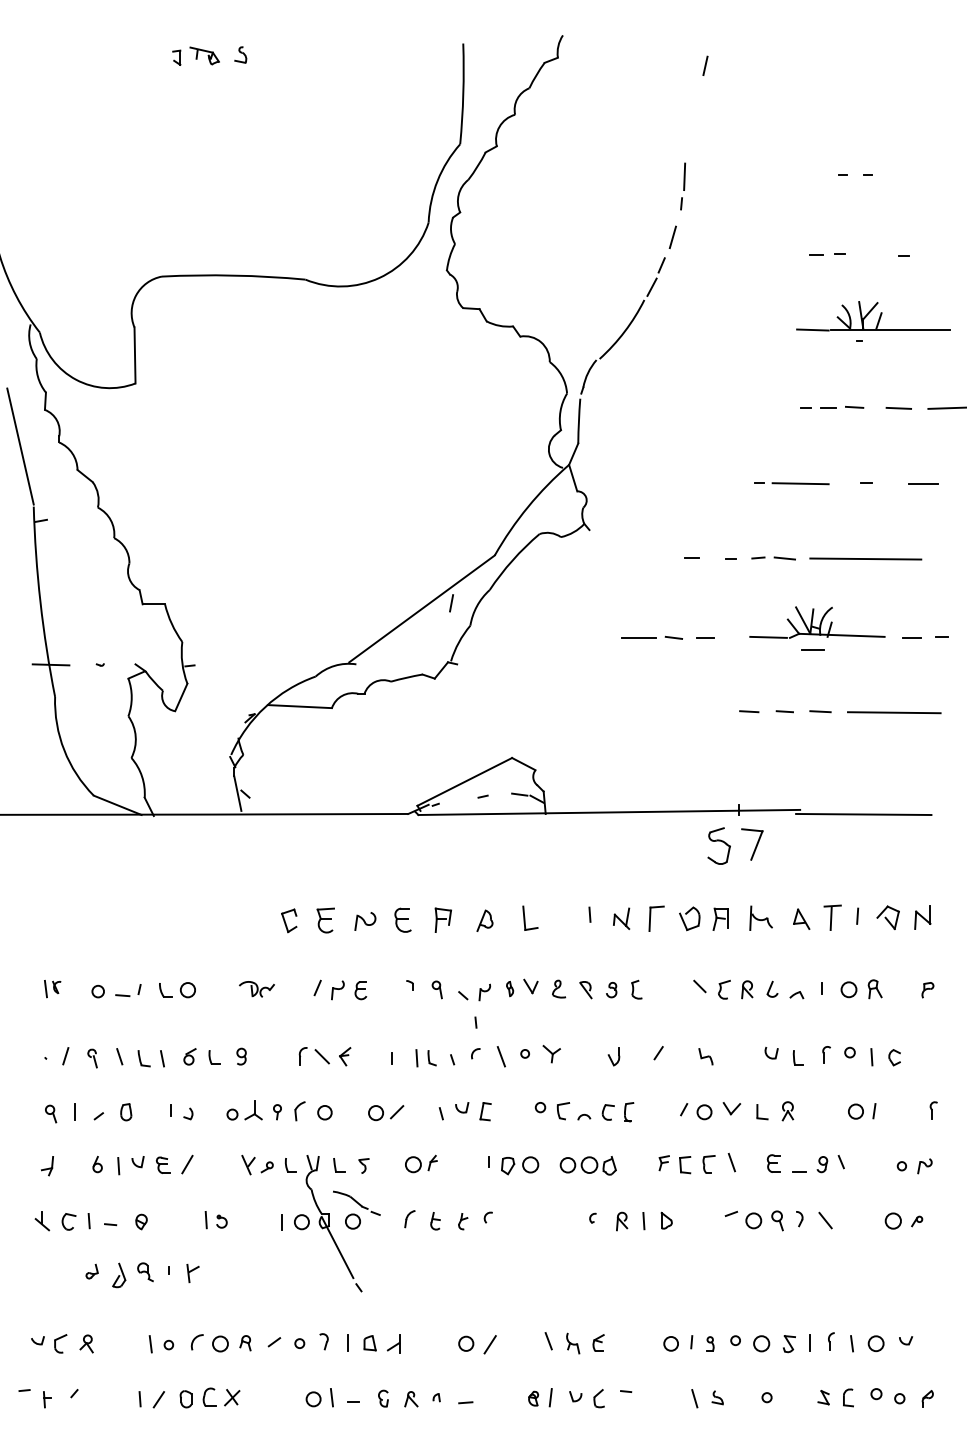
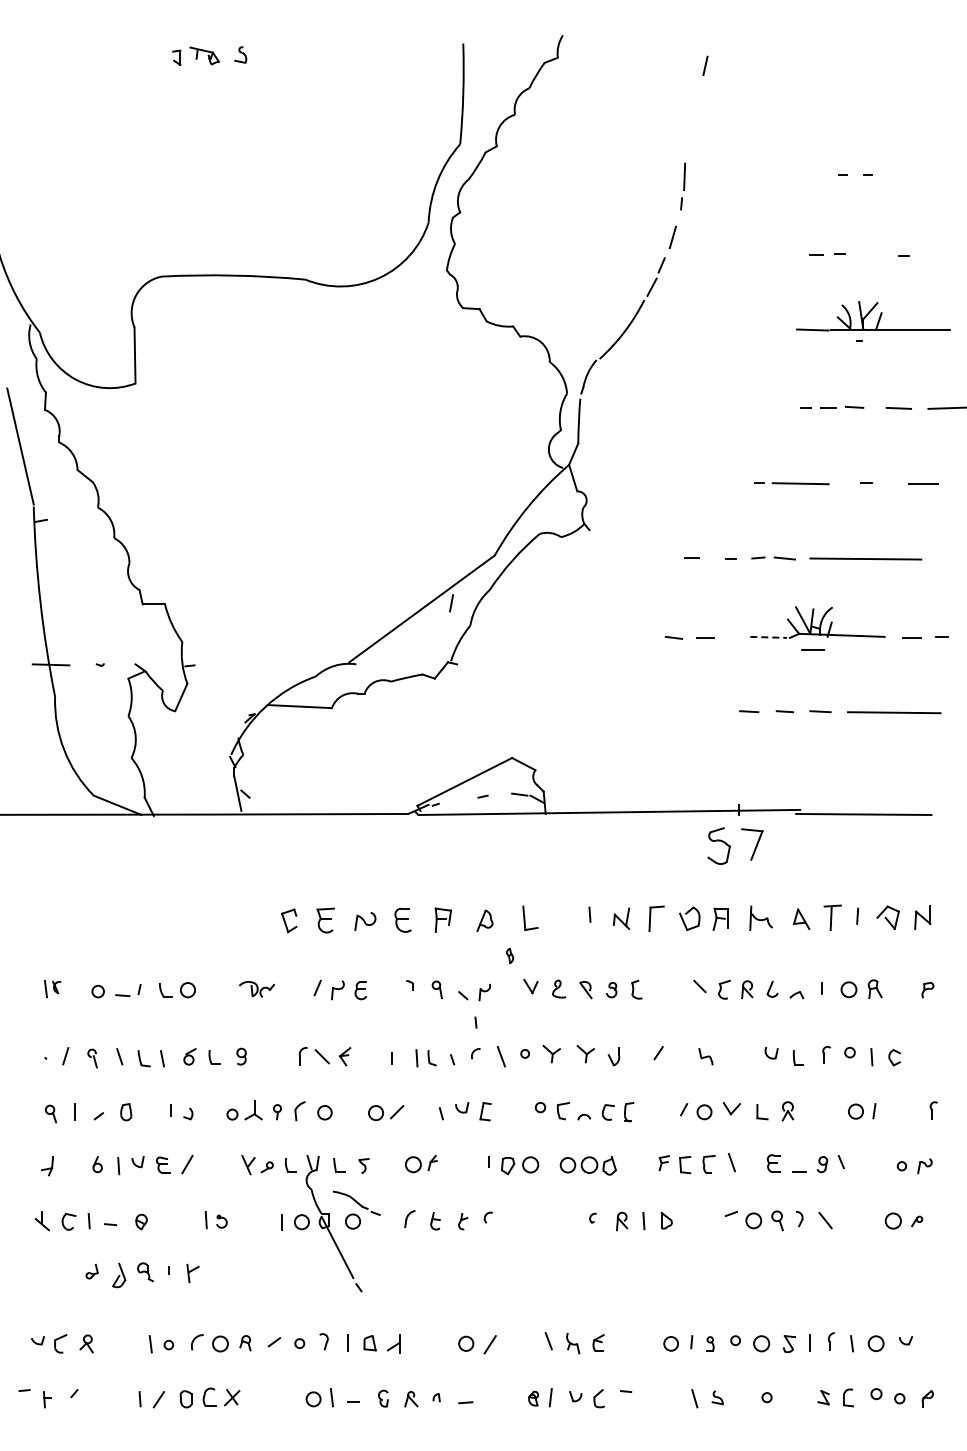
line: present -> none (638, 637)
line: solid -> dashed (769, 637)
part position: (510, 989) -> (510, 956) (510, 956)
part: none -> present (585, 1054)
